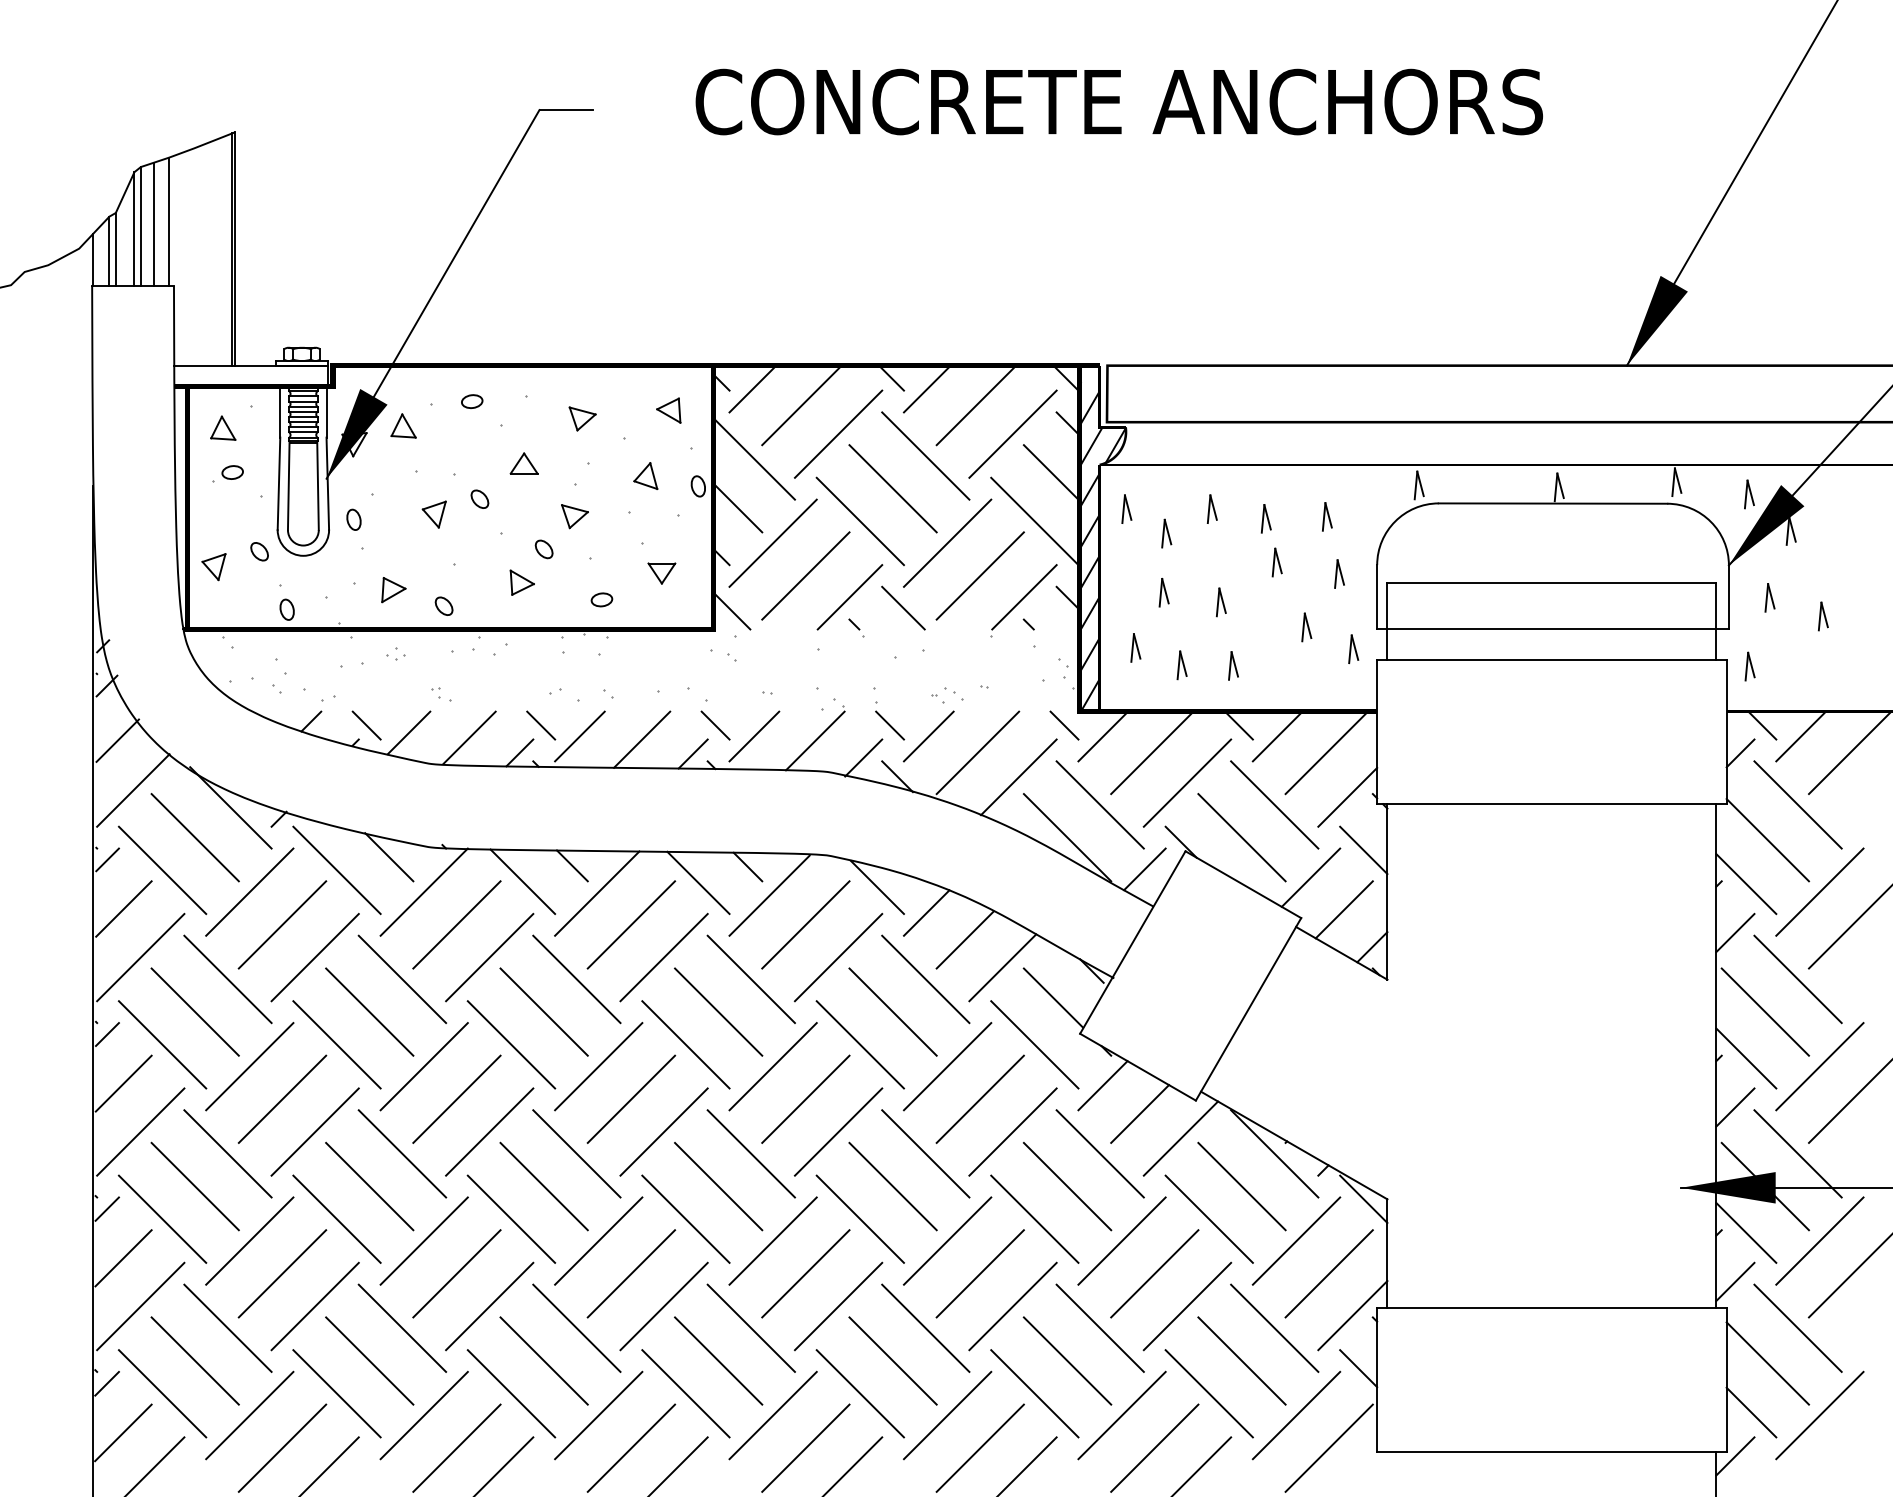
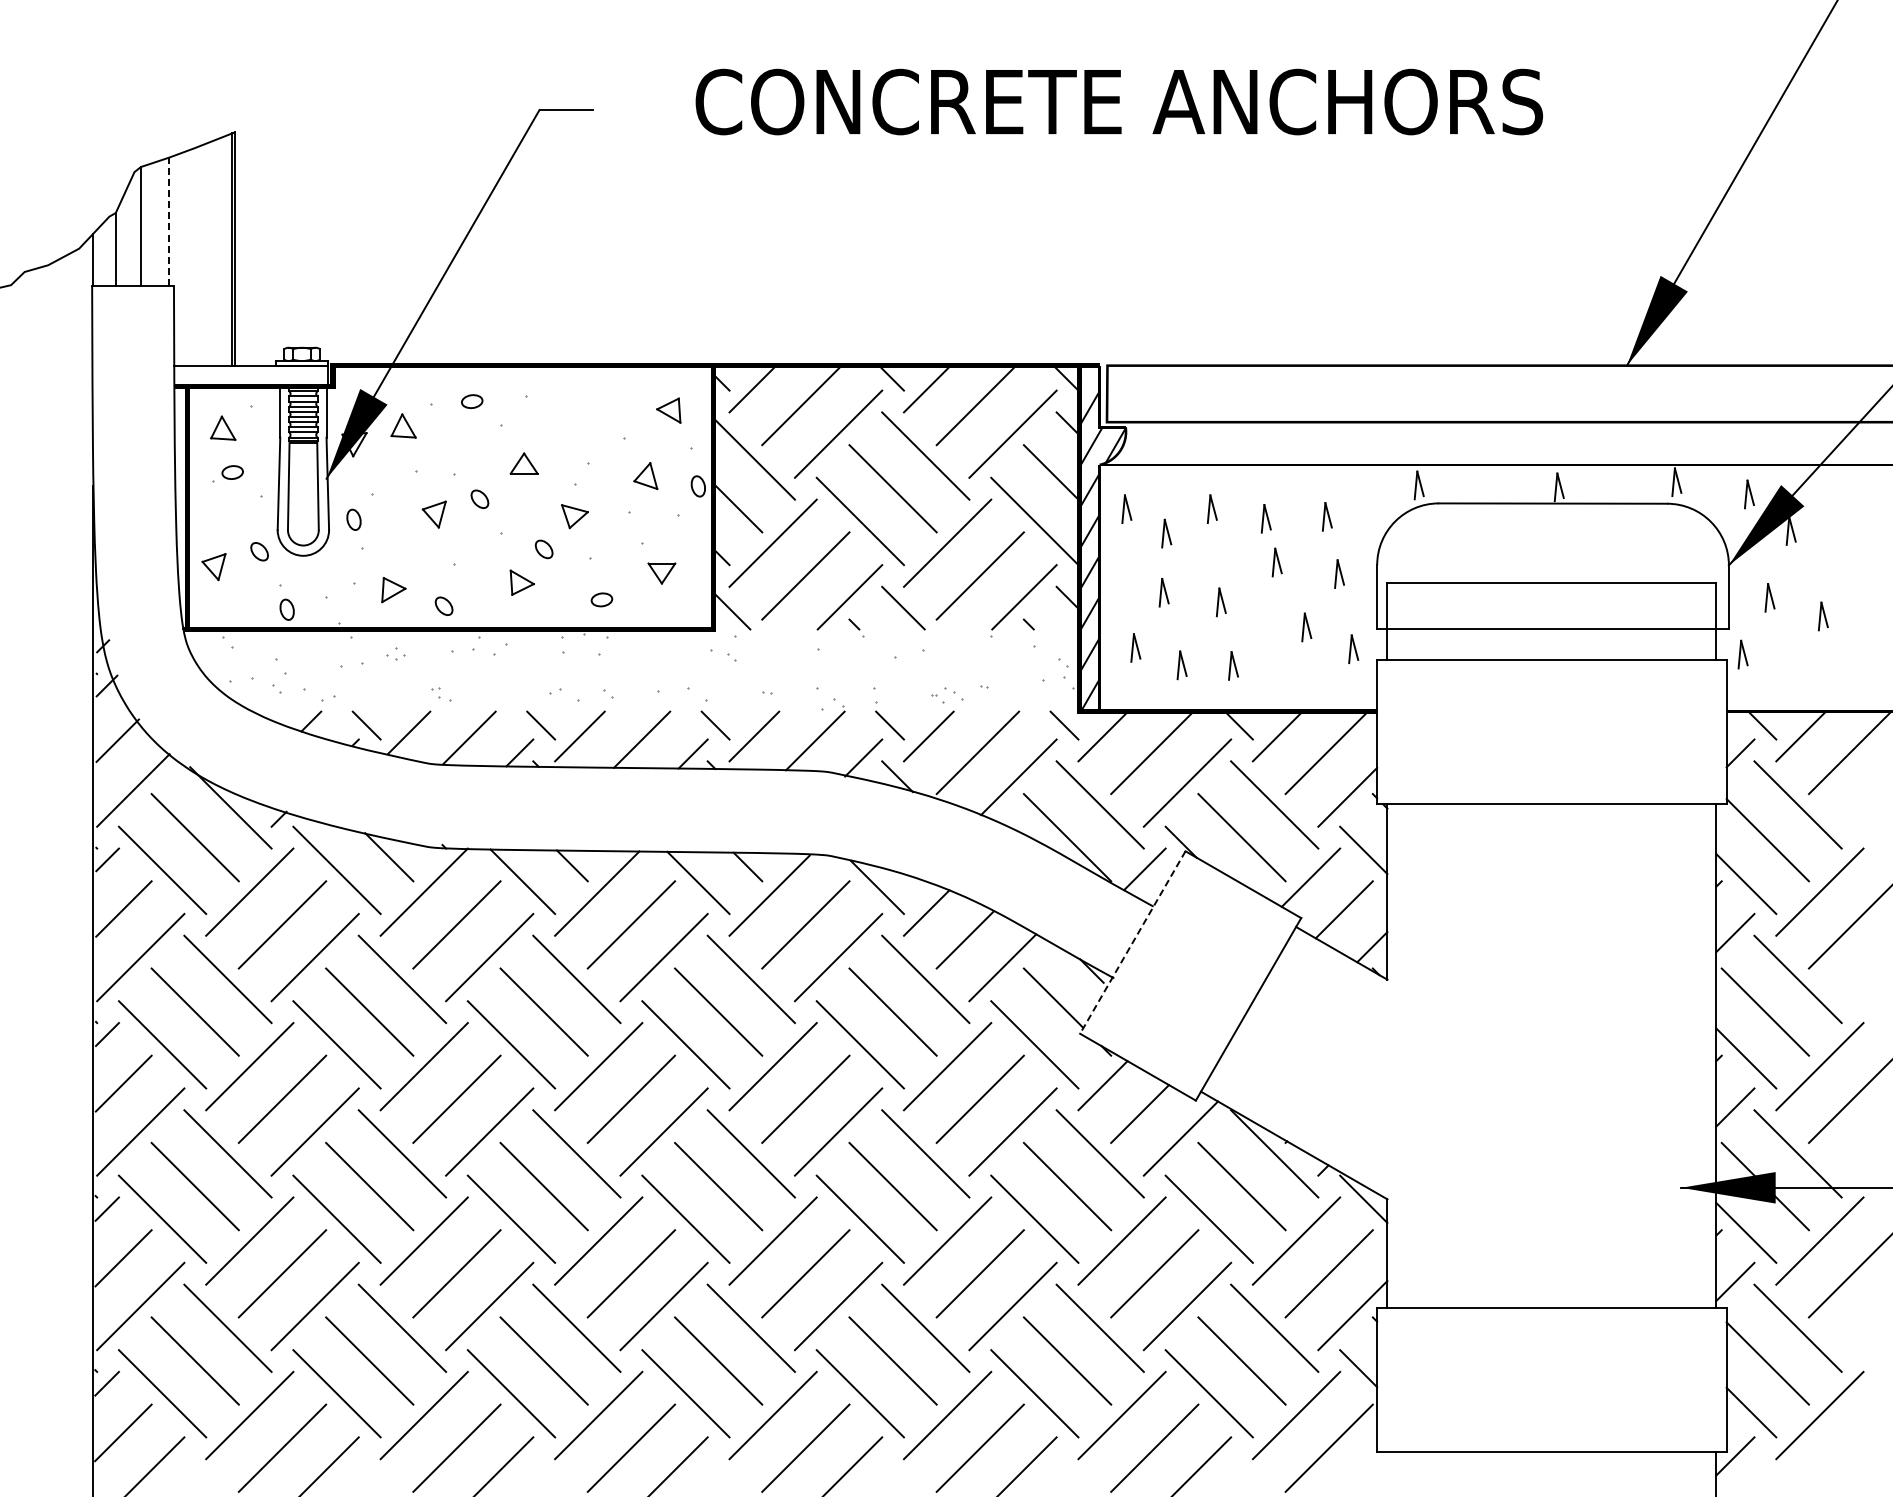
line: solid -> dashed (169, 221)
line: present -> none (153, 223)
line: present -> none (134, 228)
line: present -> none (109, 250)
part: present -> none (582, 418)
part position: (1749, 666) -> (1742, 654) (1742, 654)
line: solid -> dashed (1132, 942)
